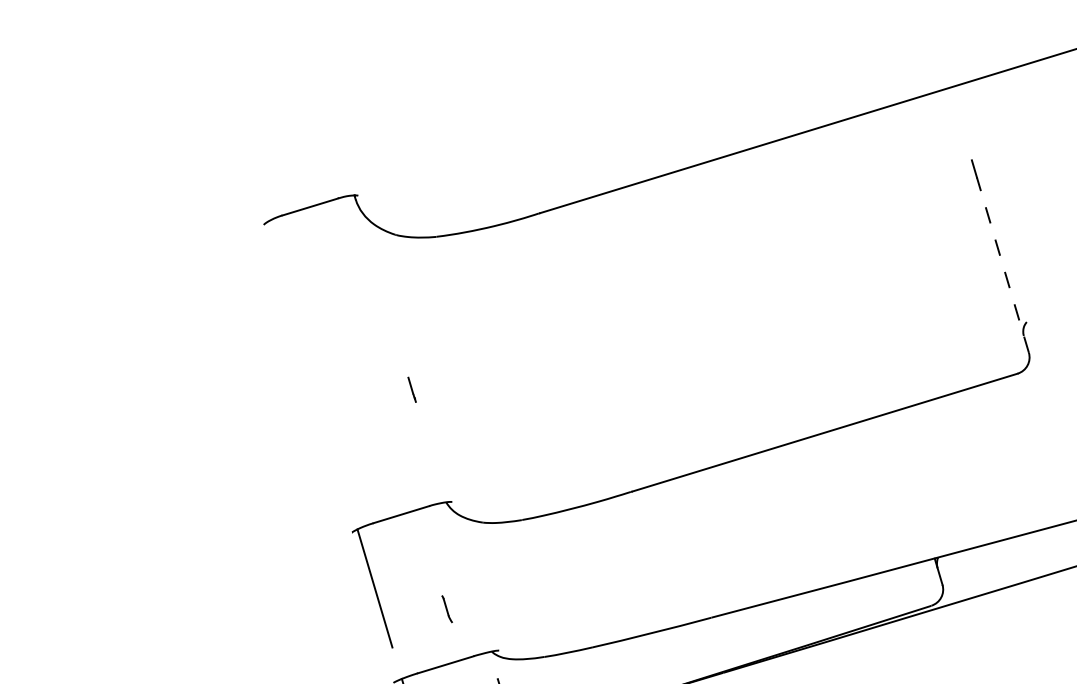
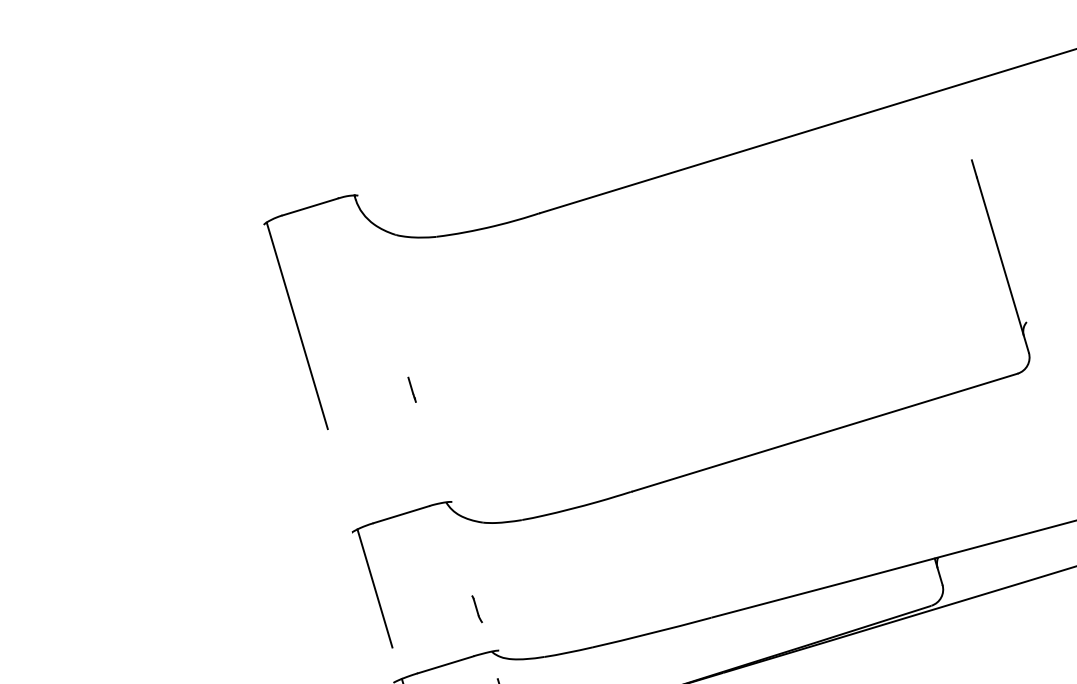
line: dashed -> solid (1002, 264)
line: none -> present (296, 325)
line position: (446, 609) -> (476, 609) (476, 609)
